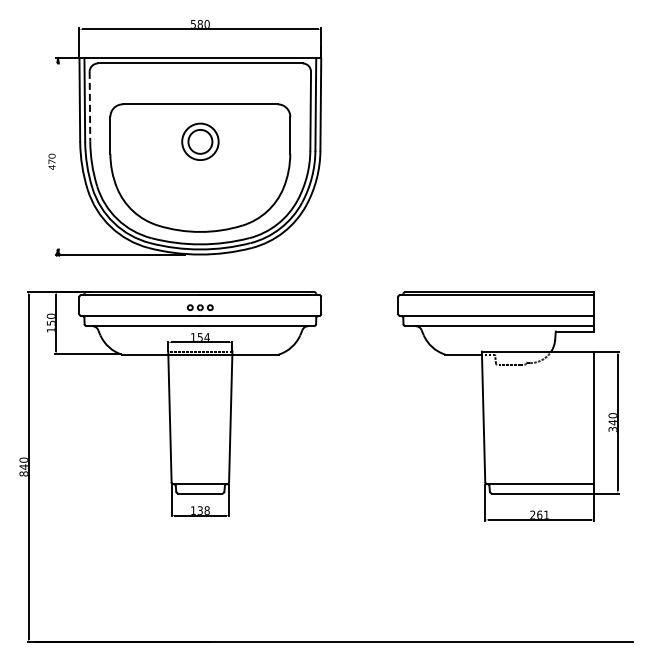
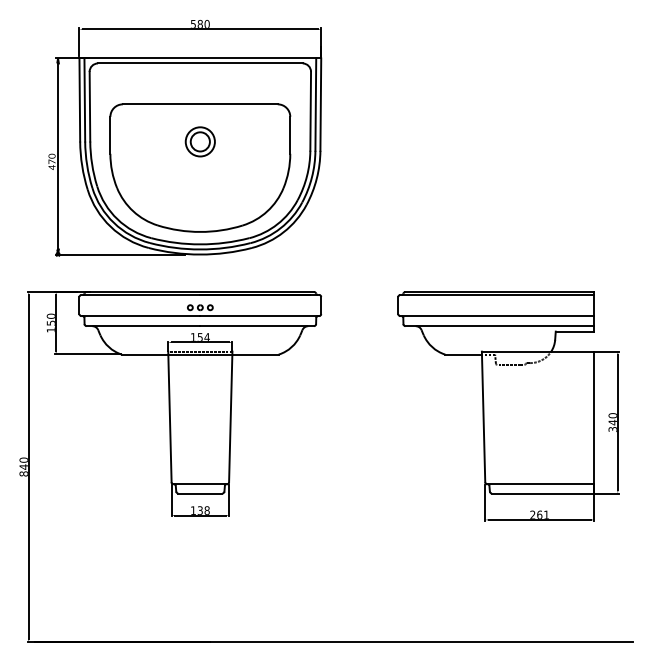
line: dashed -> solid (89, 106)
part size: 39x39 px -> 32x32 px (199, 141)
line: none -> present (58, 156)
